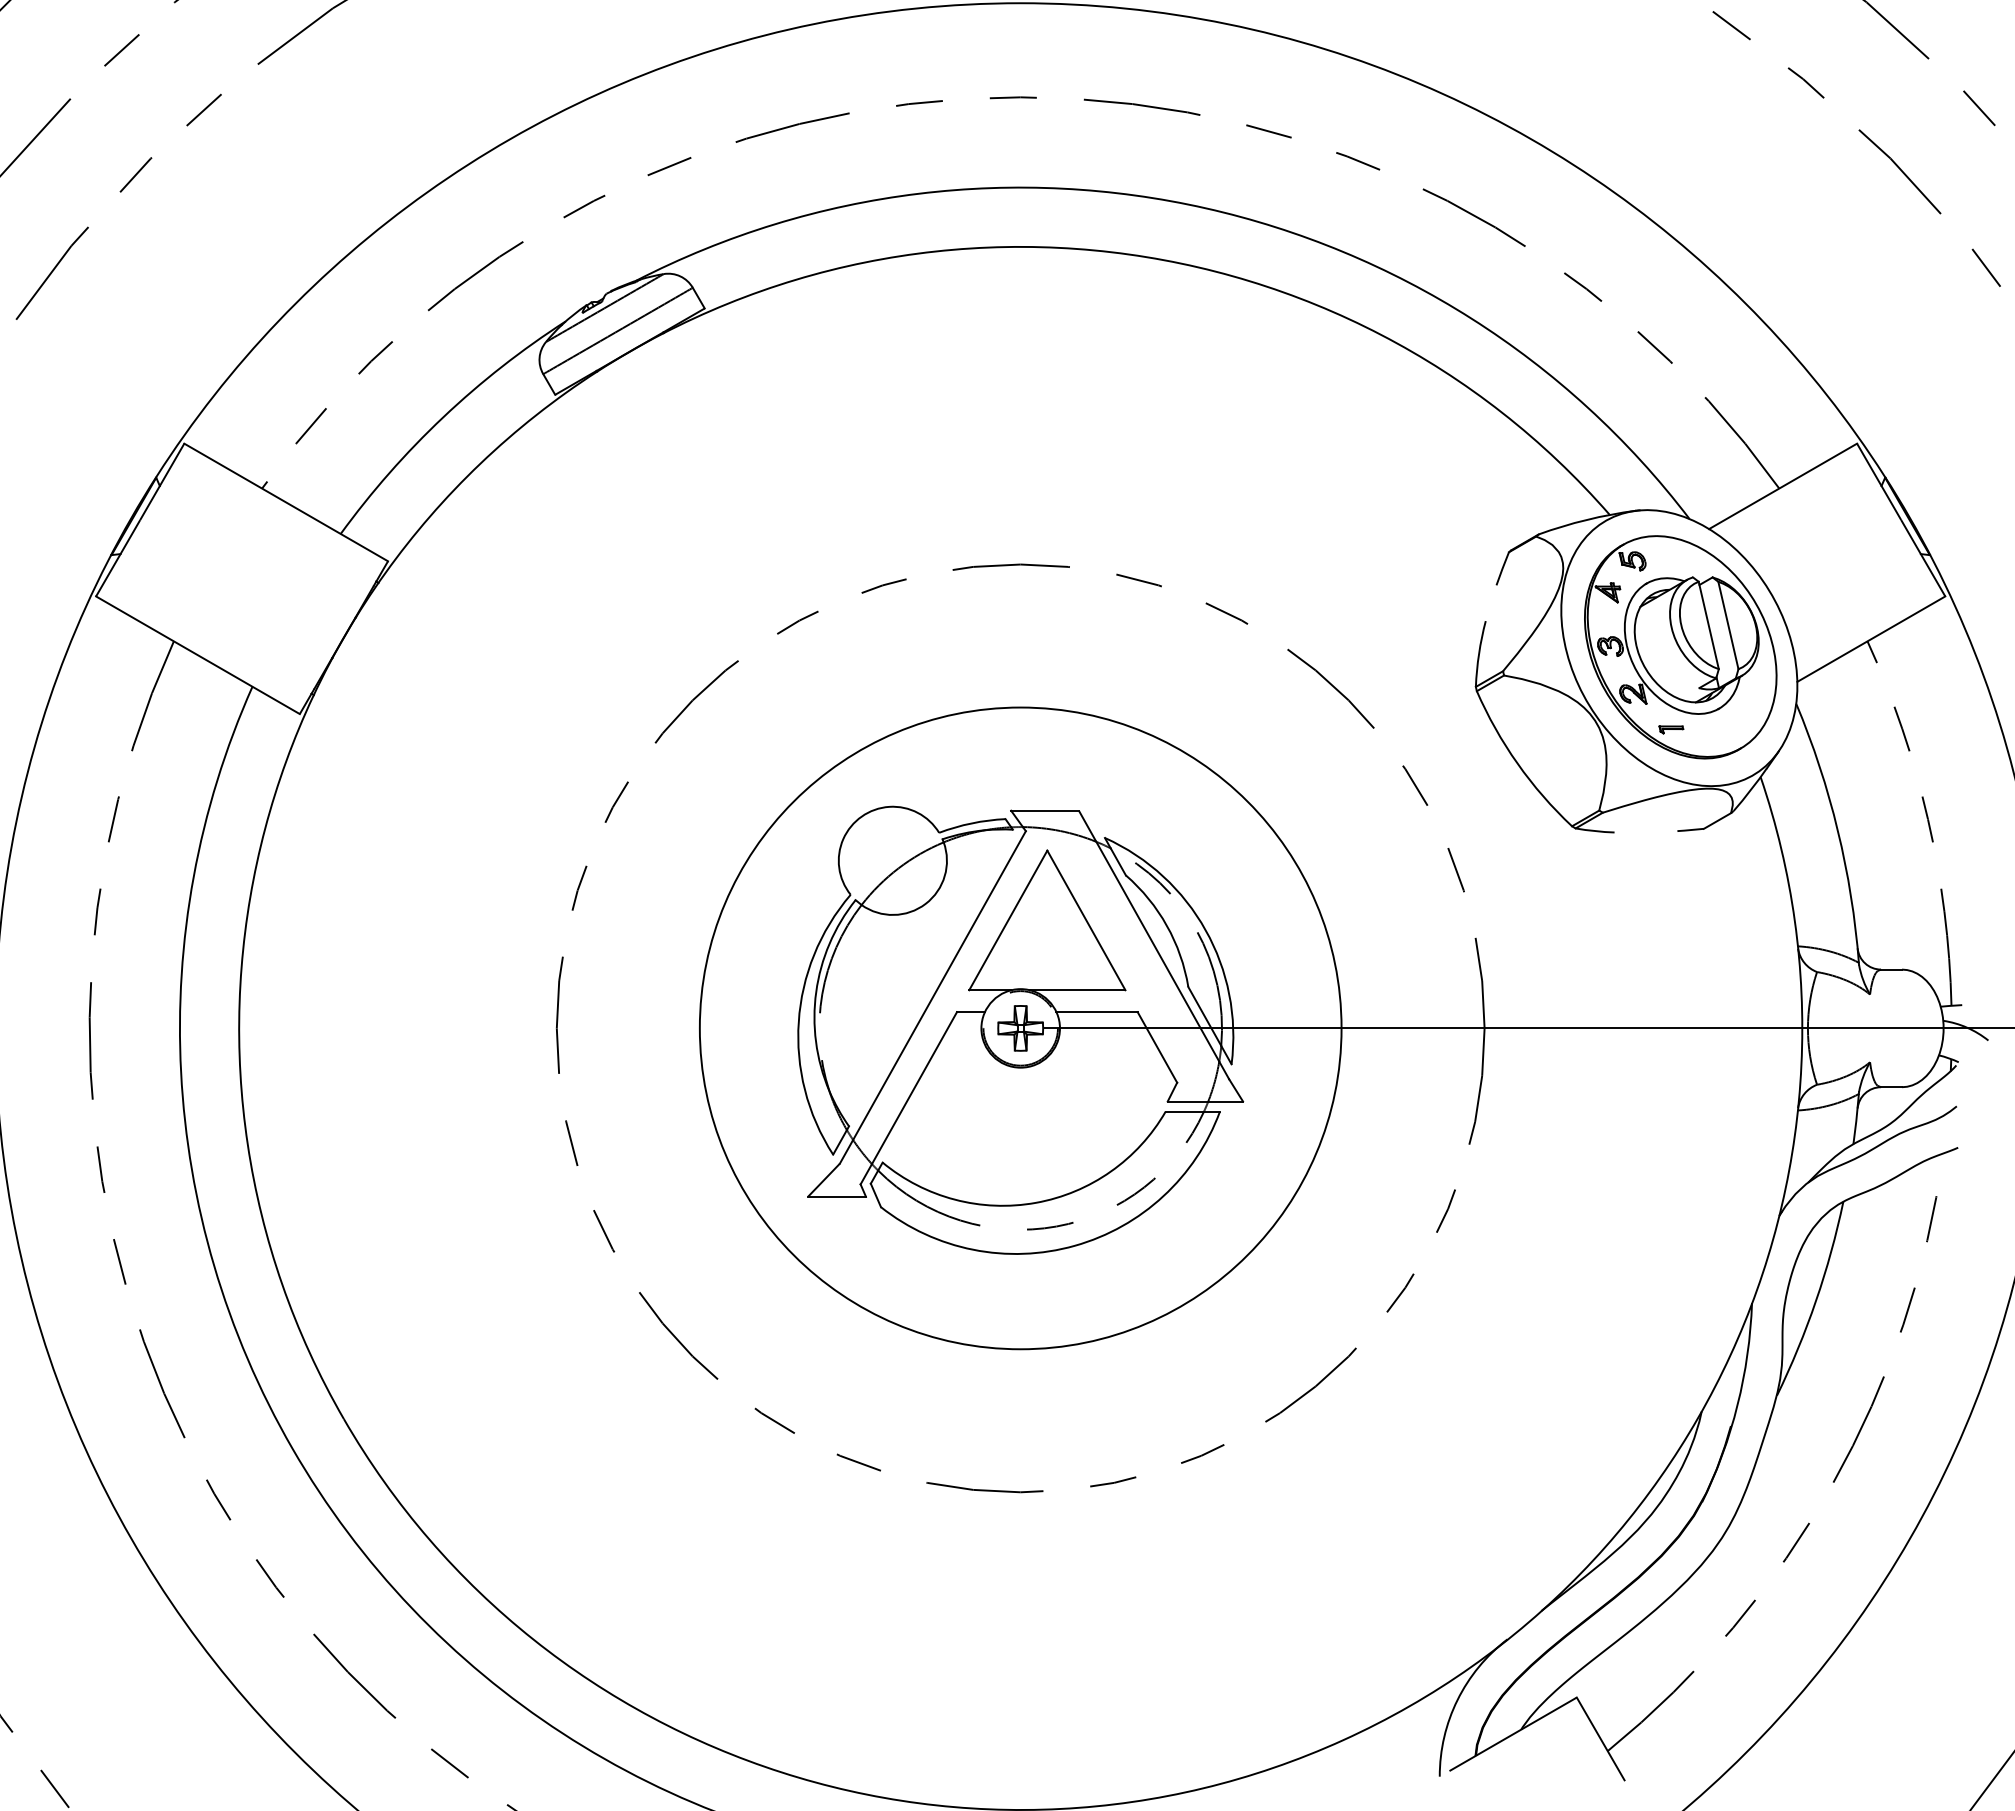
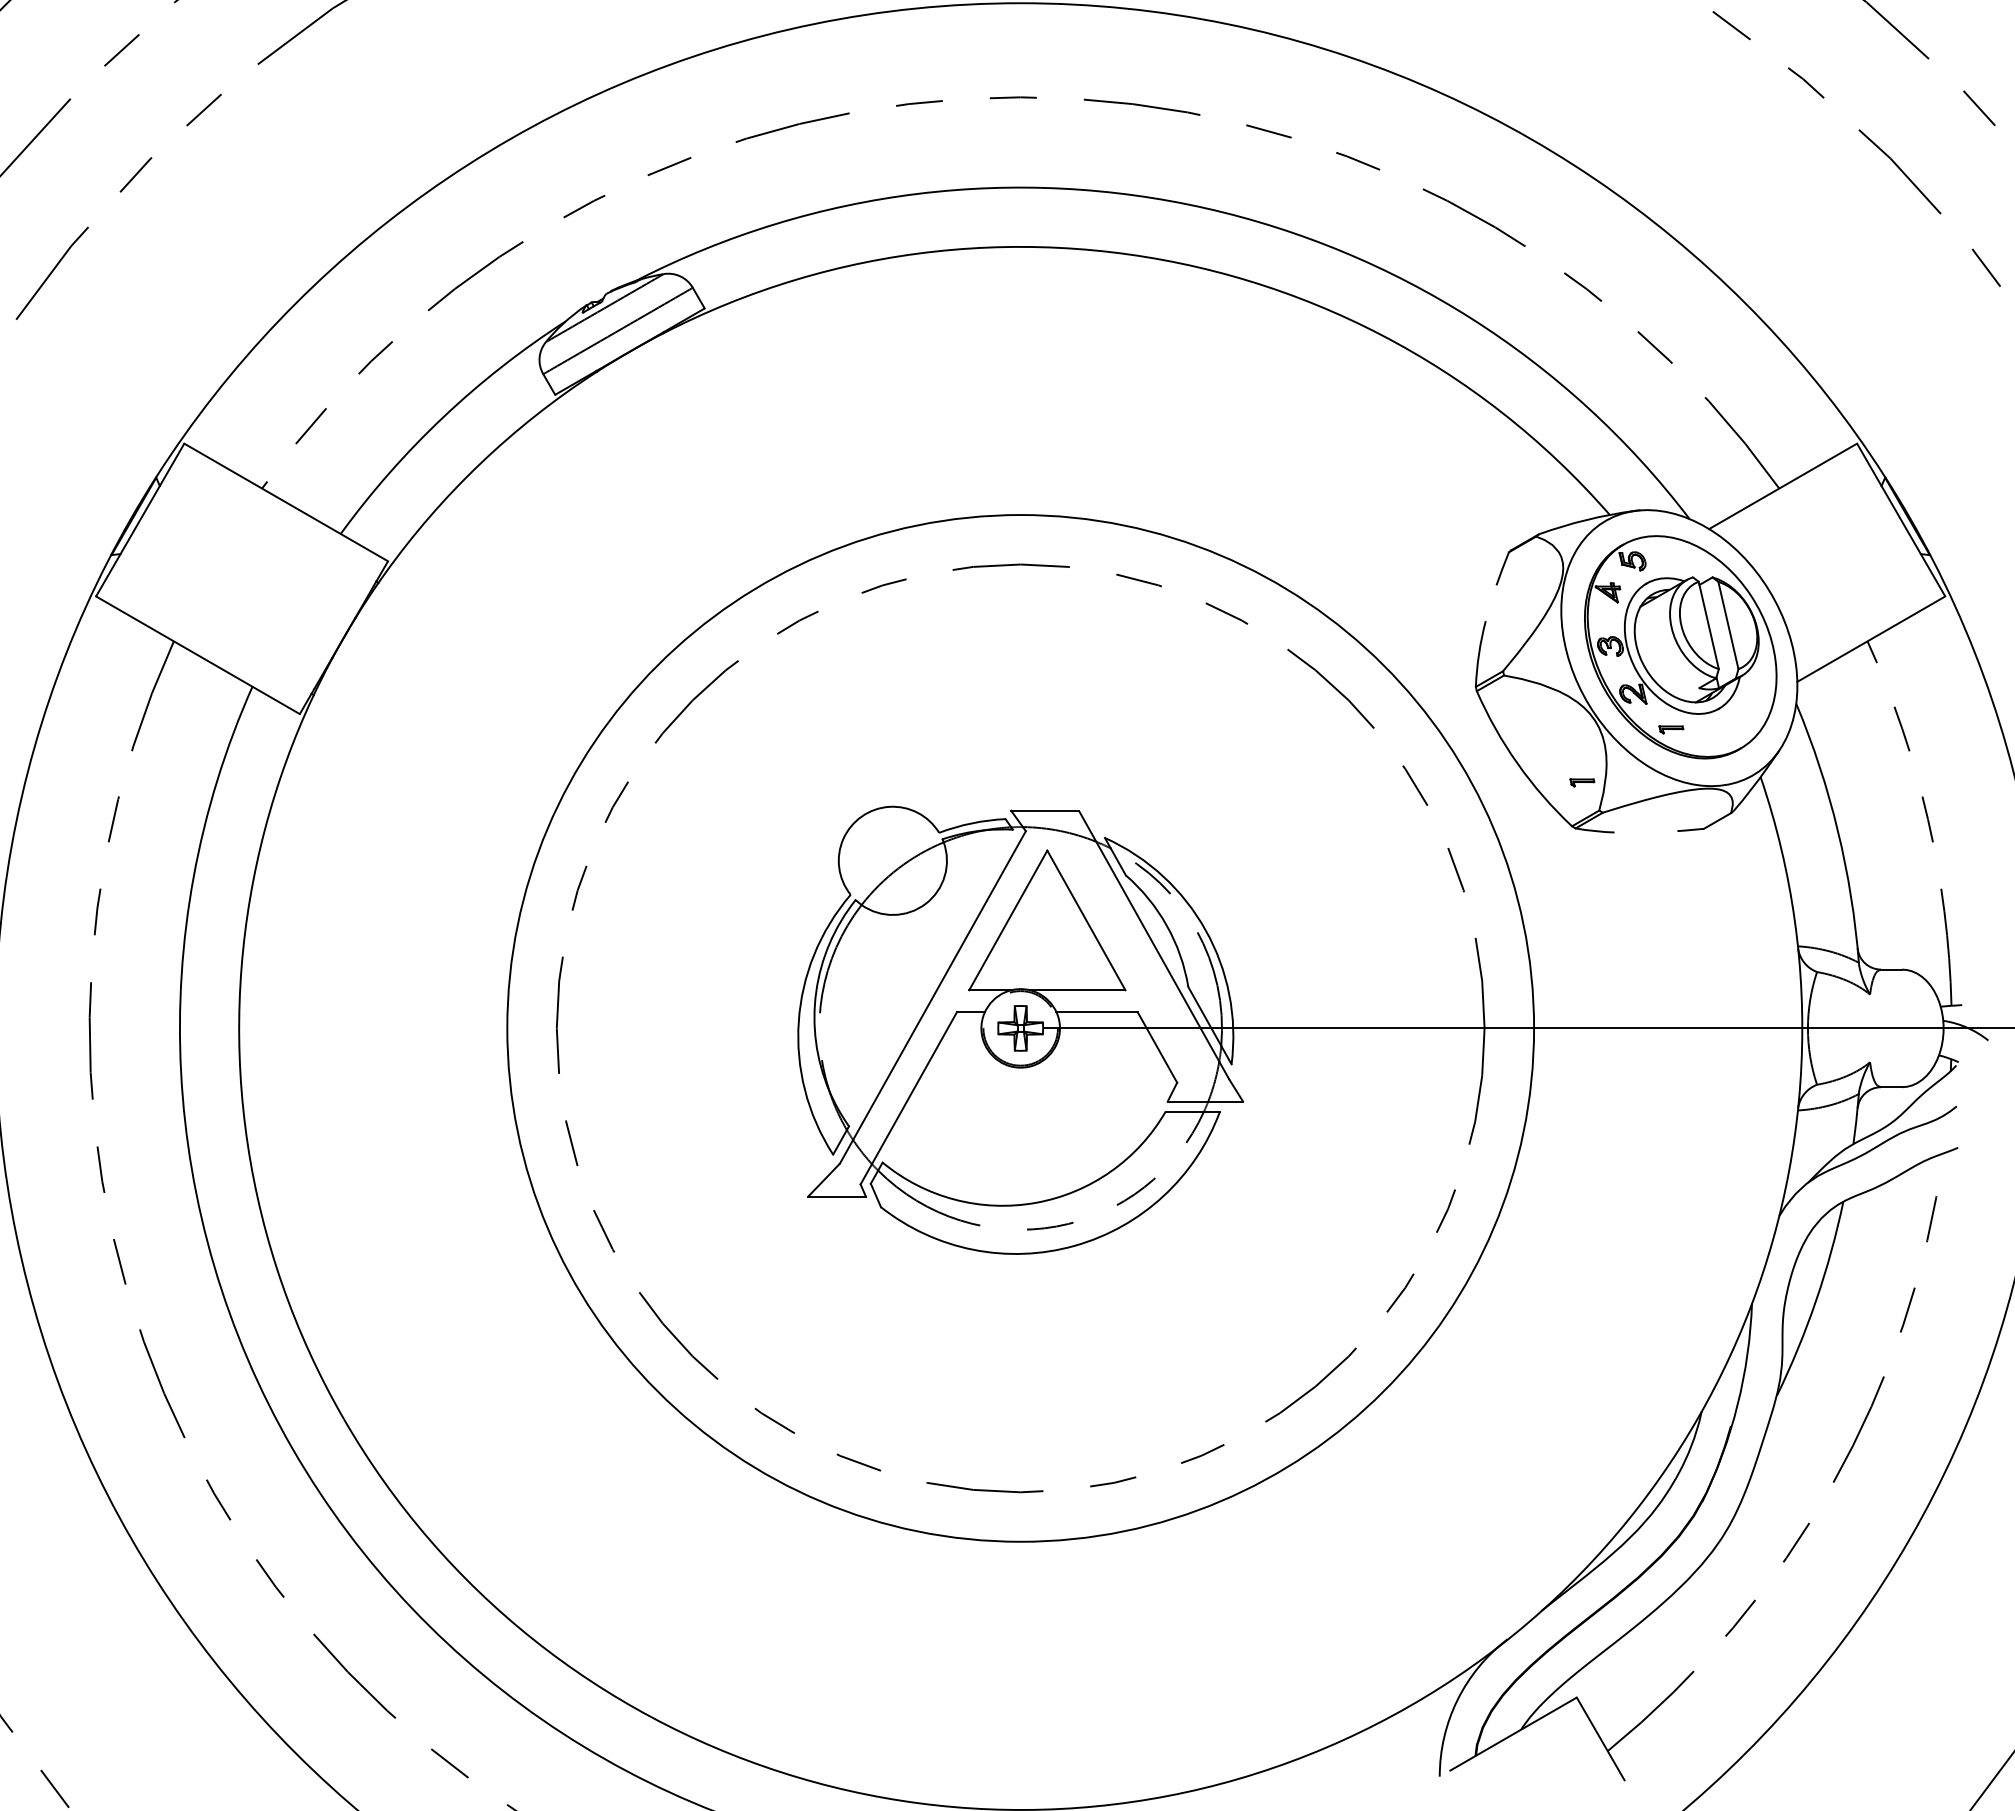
part: none -> present (1582, 782)
circle diameter: 642 px -> 1027 px (1020, 1028)
